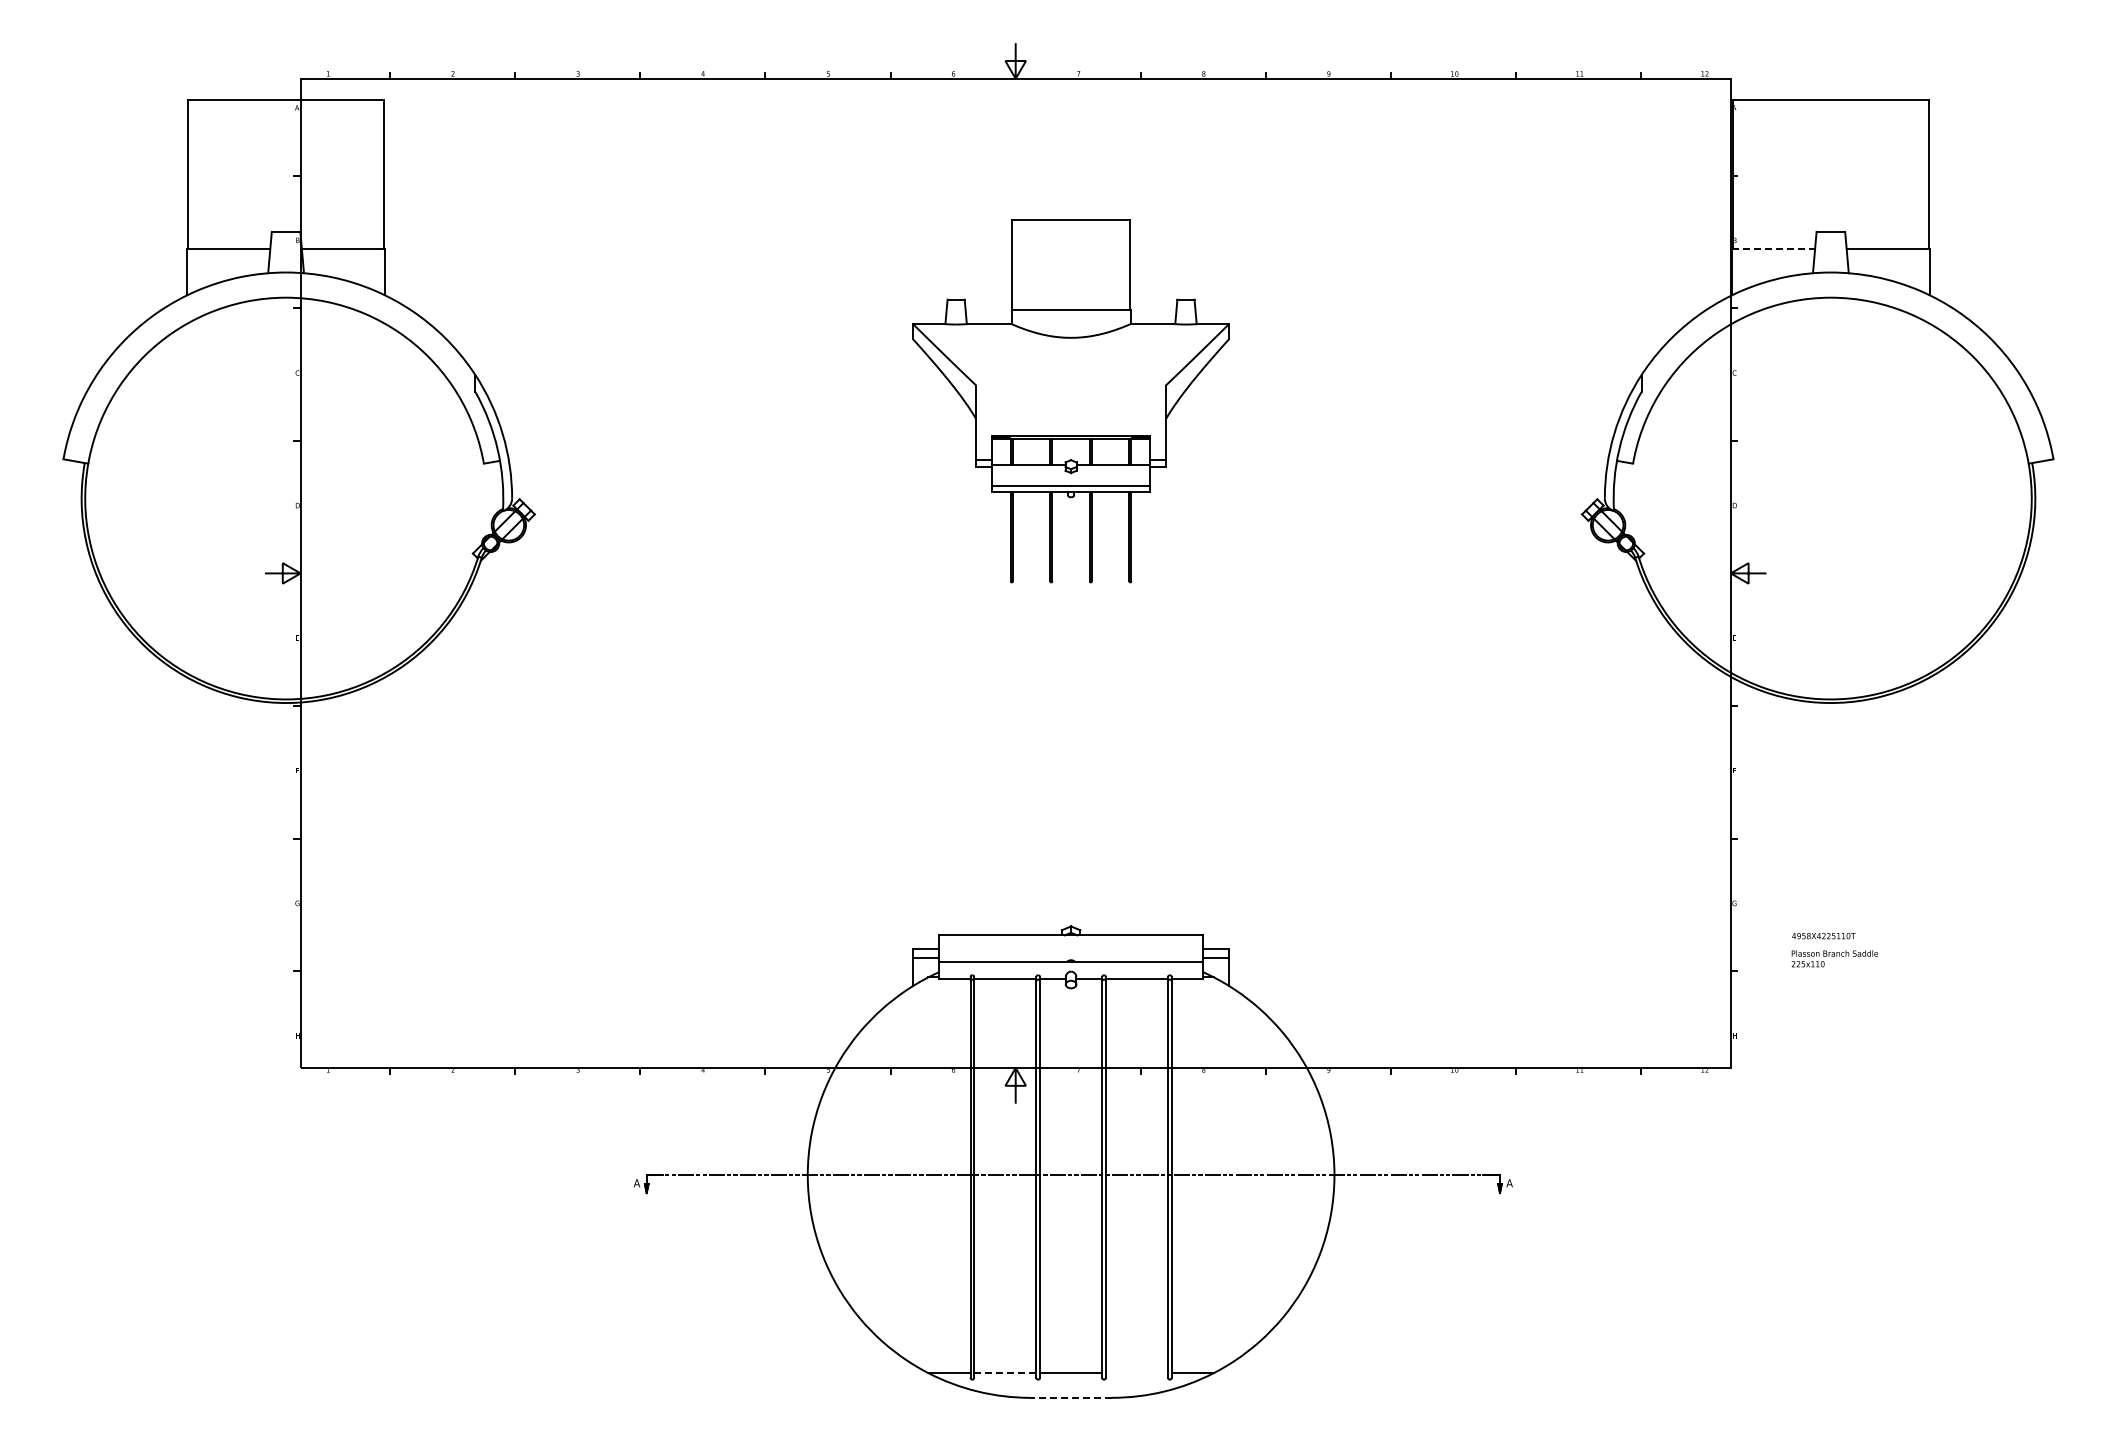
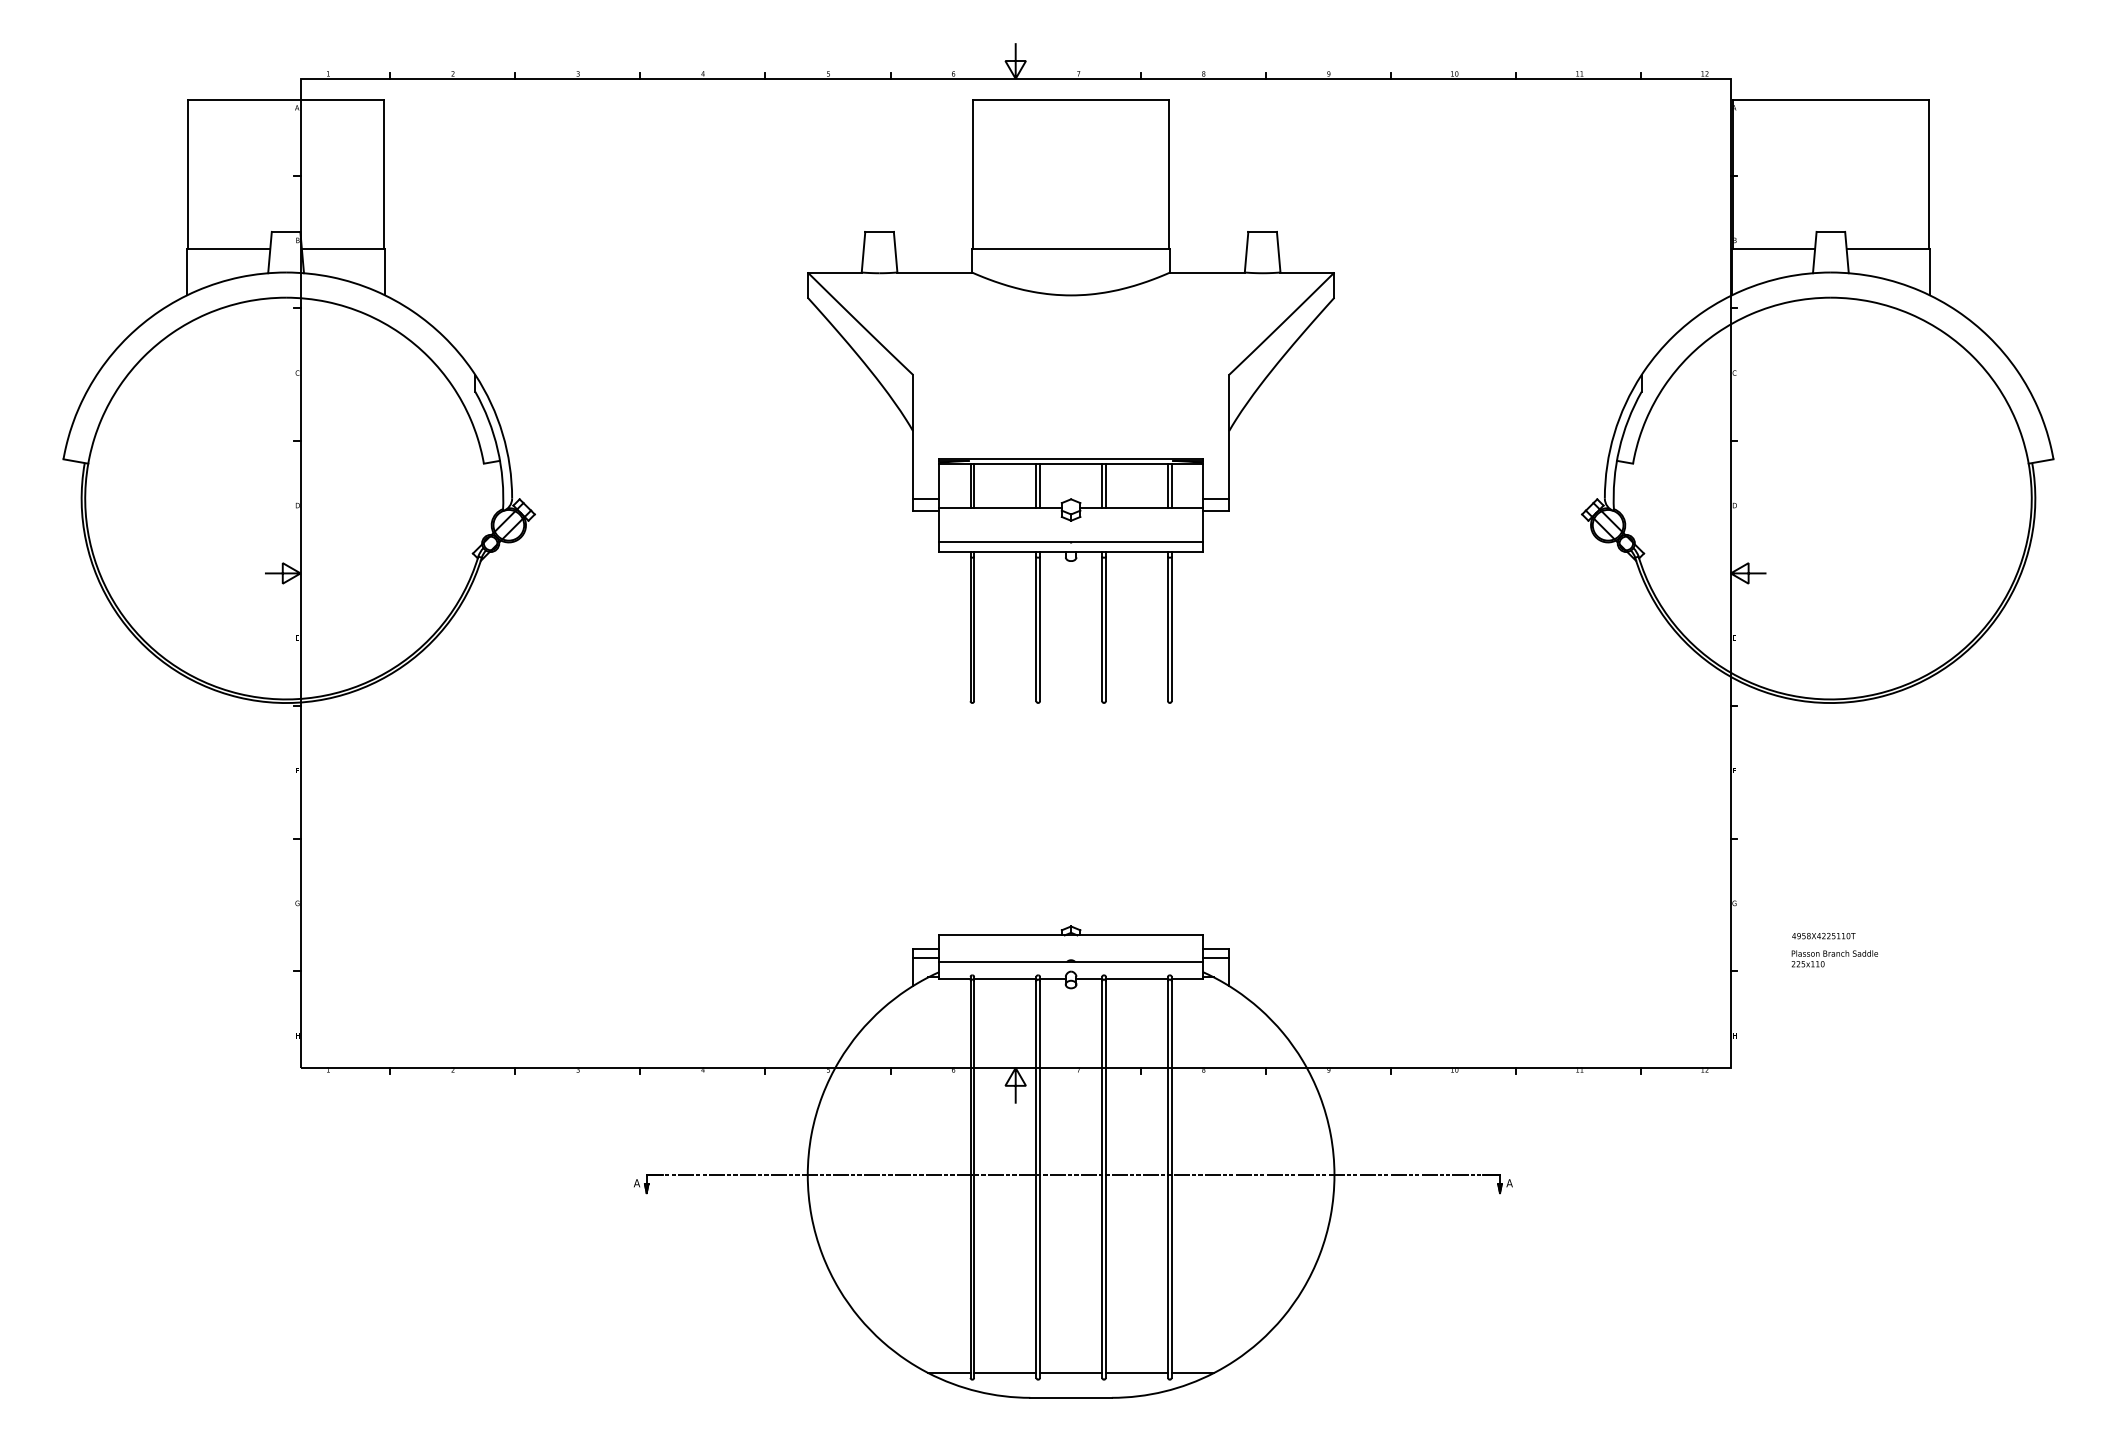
line: dashed -> solid (1773, 249)
part size: 318x365 px -> 528x605 px (1070, 401)
line: dashed -> solid (1005, 1373)
line: none -> present (1136, 1373)
line: dashed -> solid (1071, 1397)
